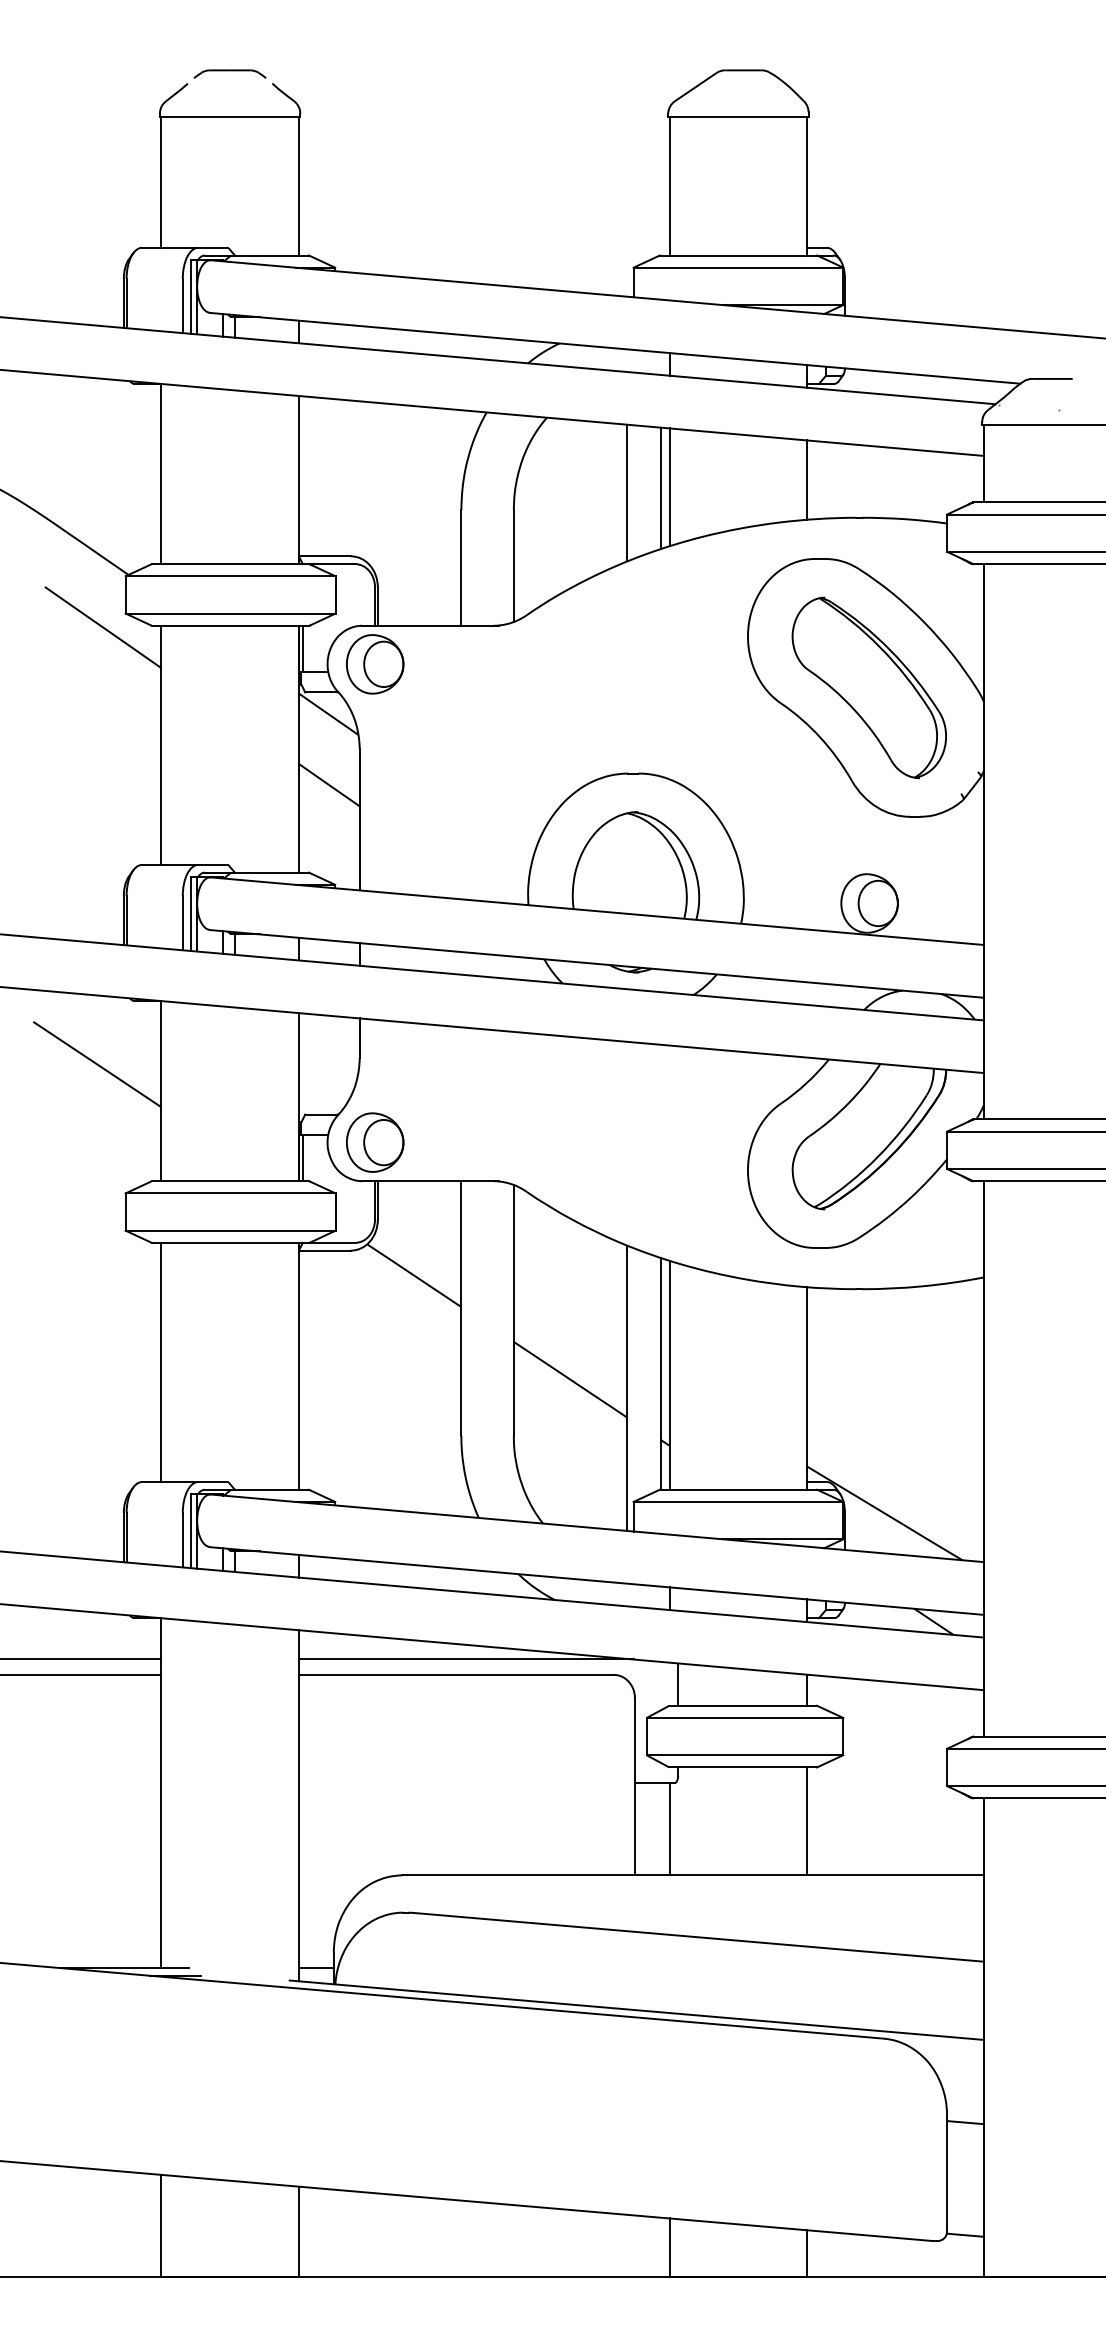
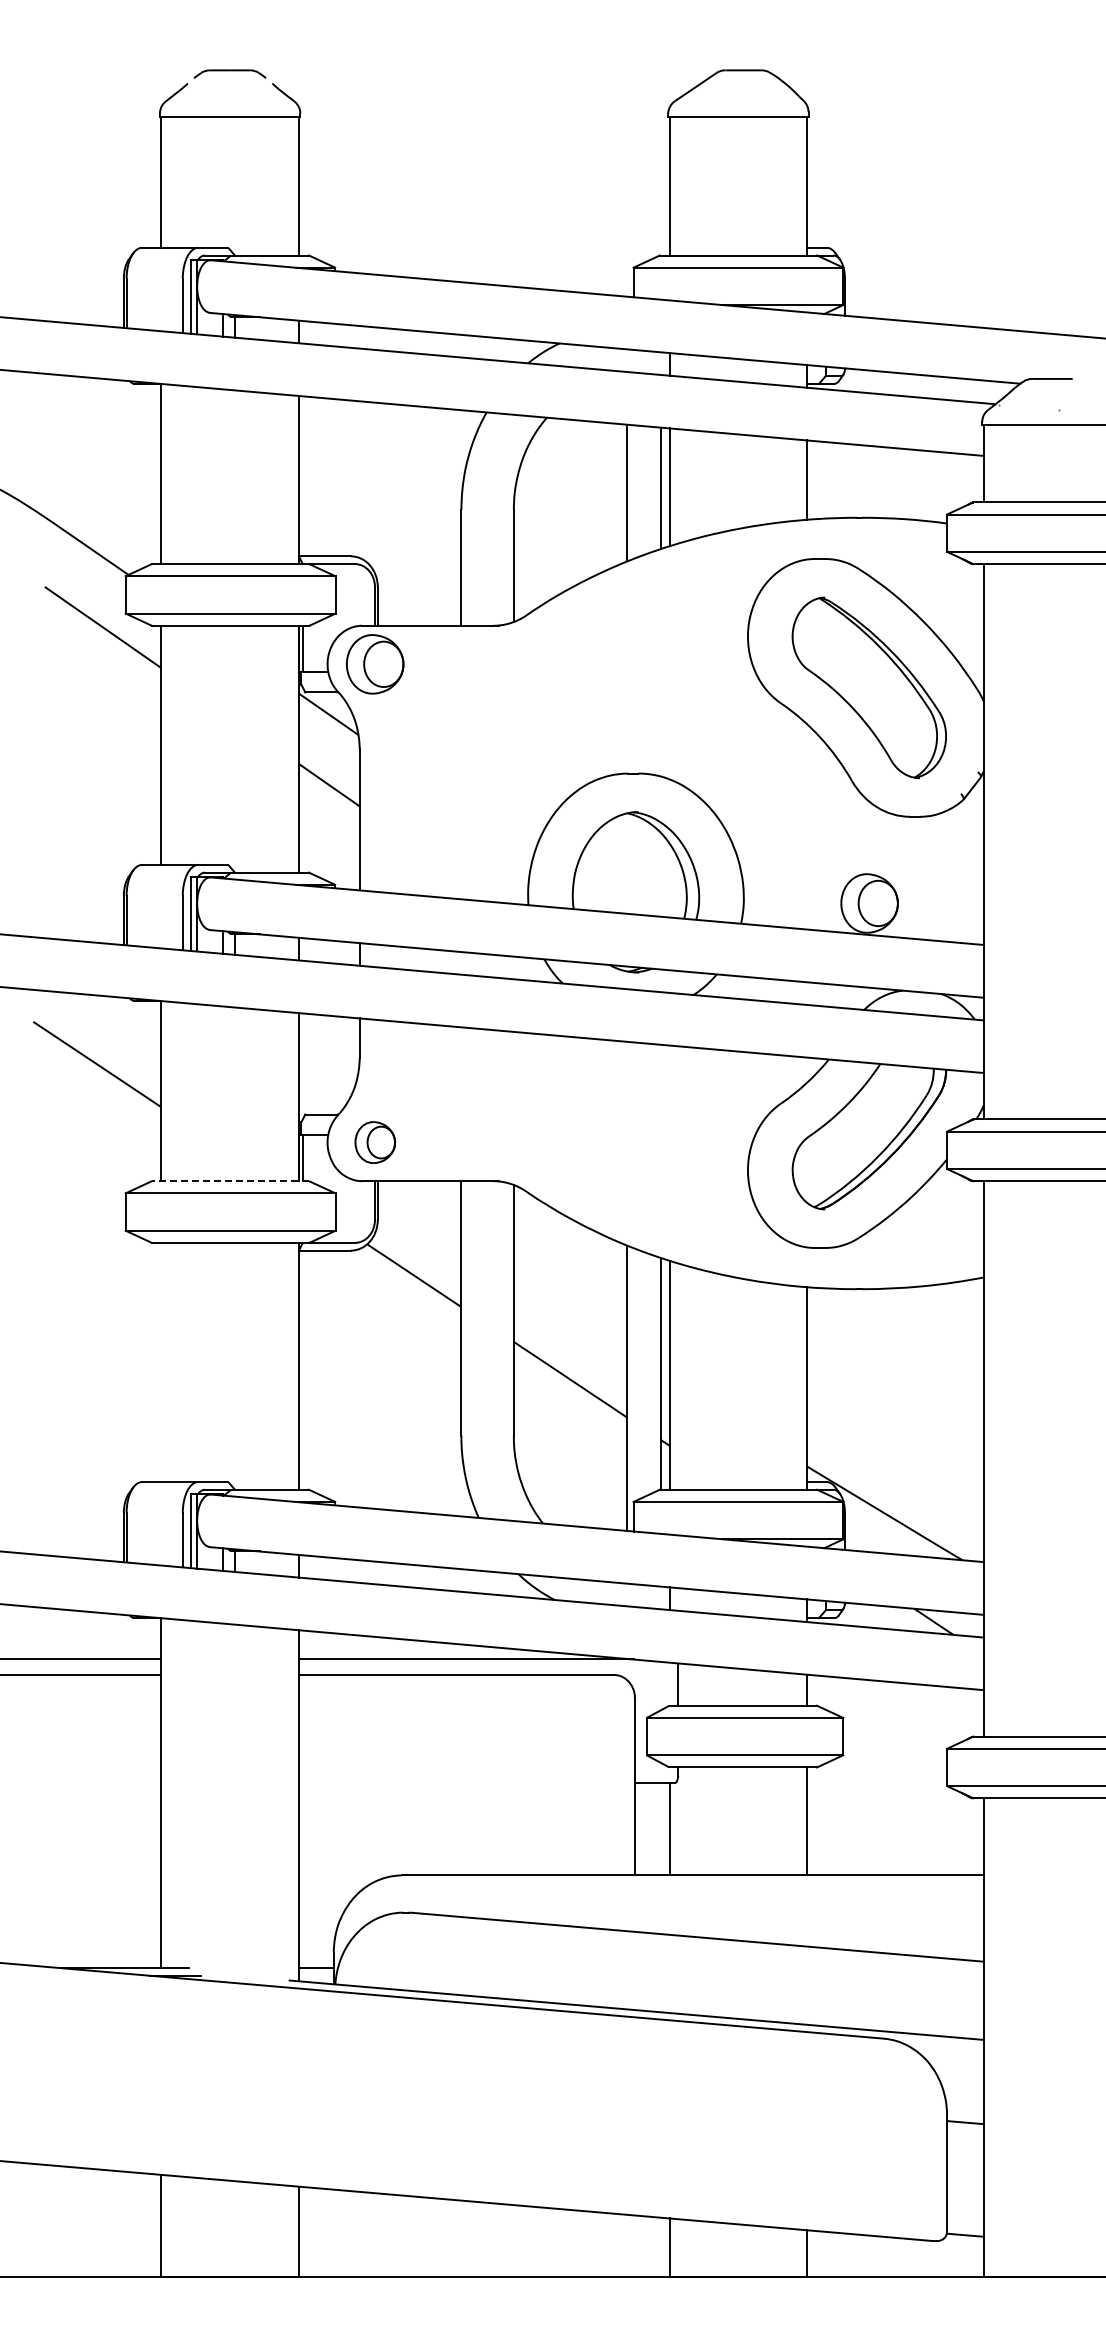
part size: 59x61 px -> 42x43 px (374, 1142)
line: solid -> dashed (230, 1181)
line: present -> none (161, 1362)
